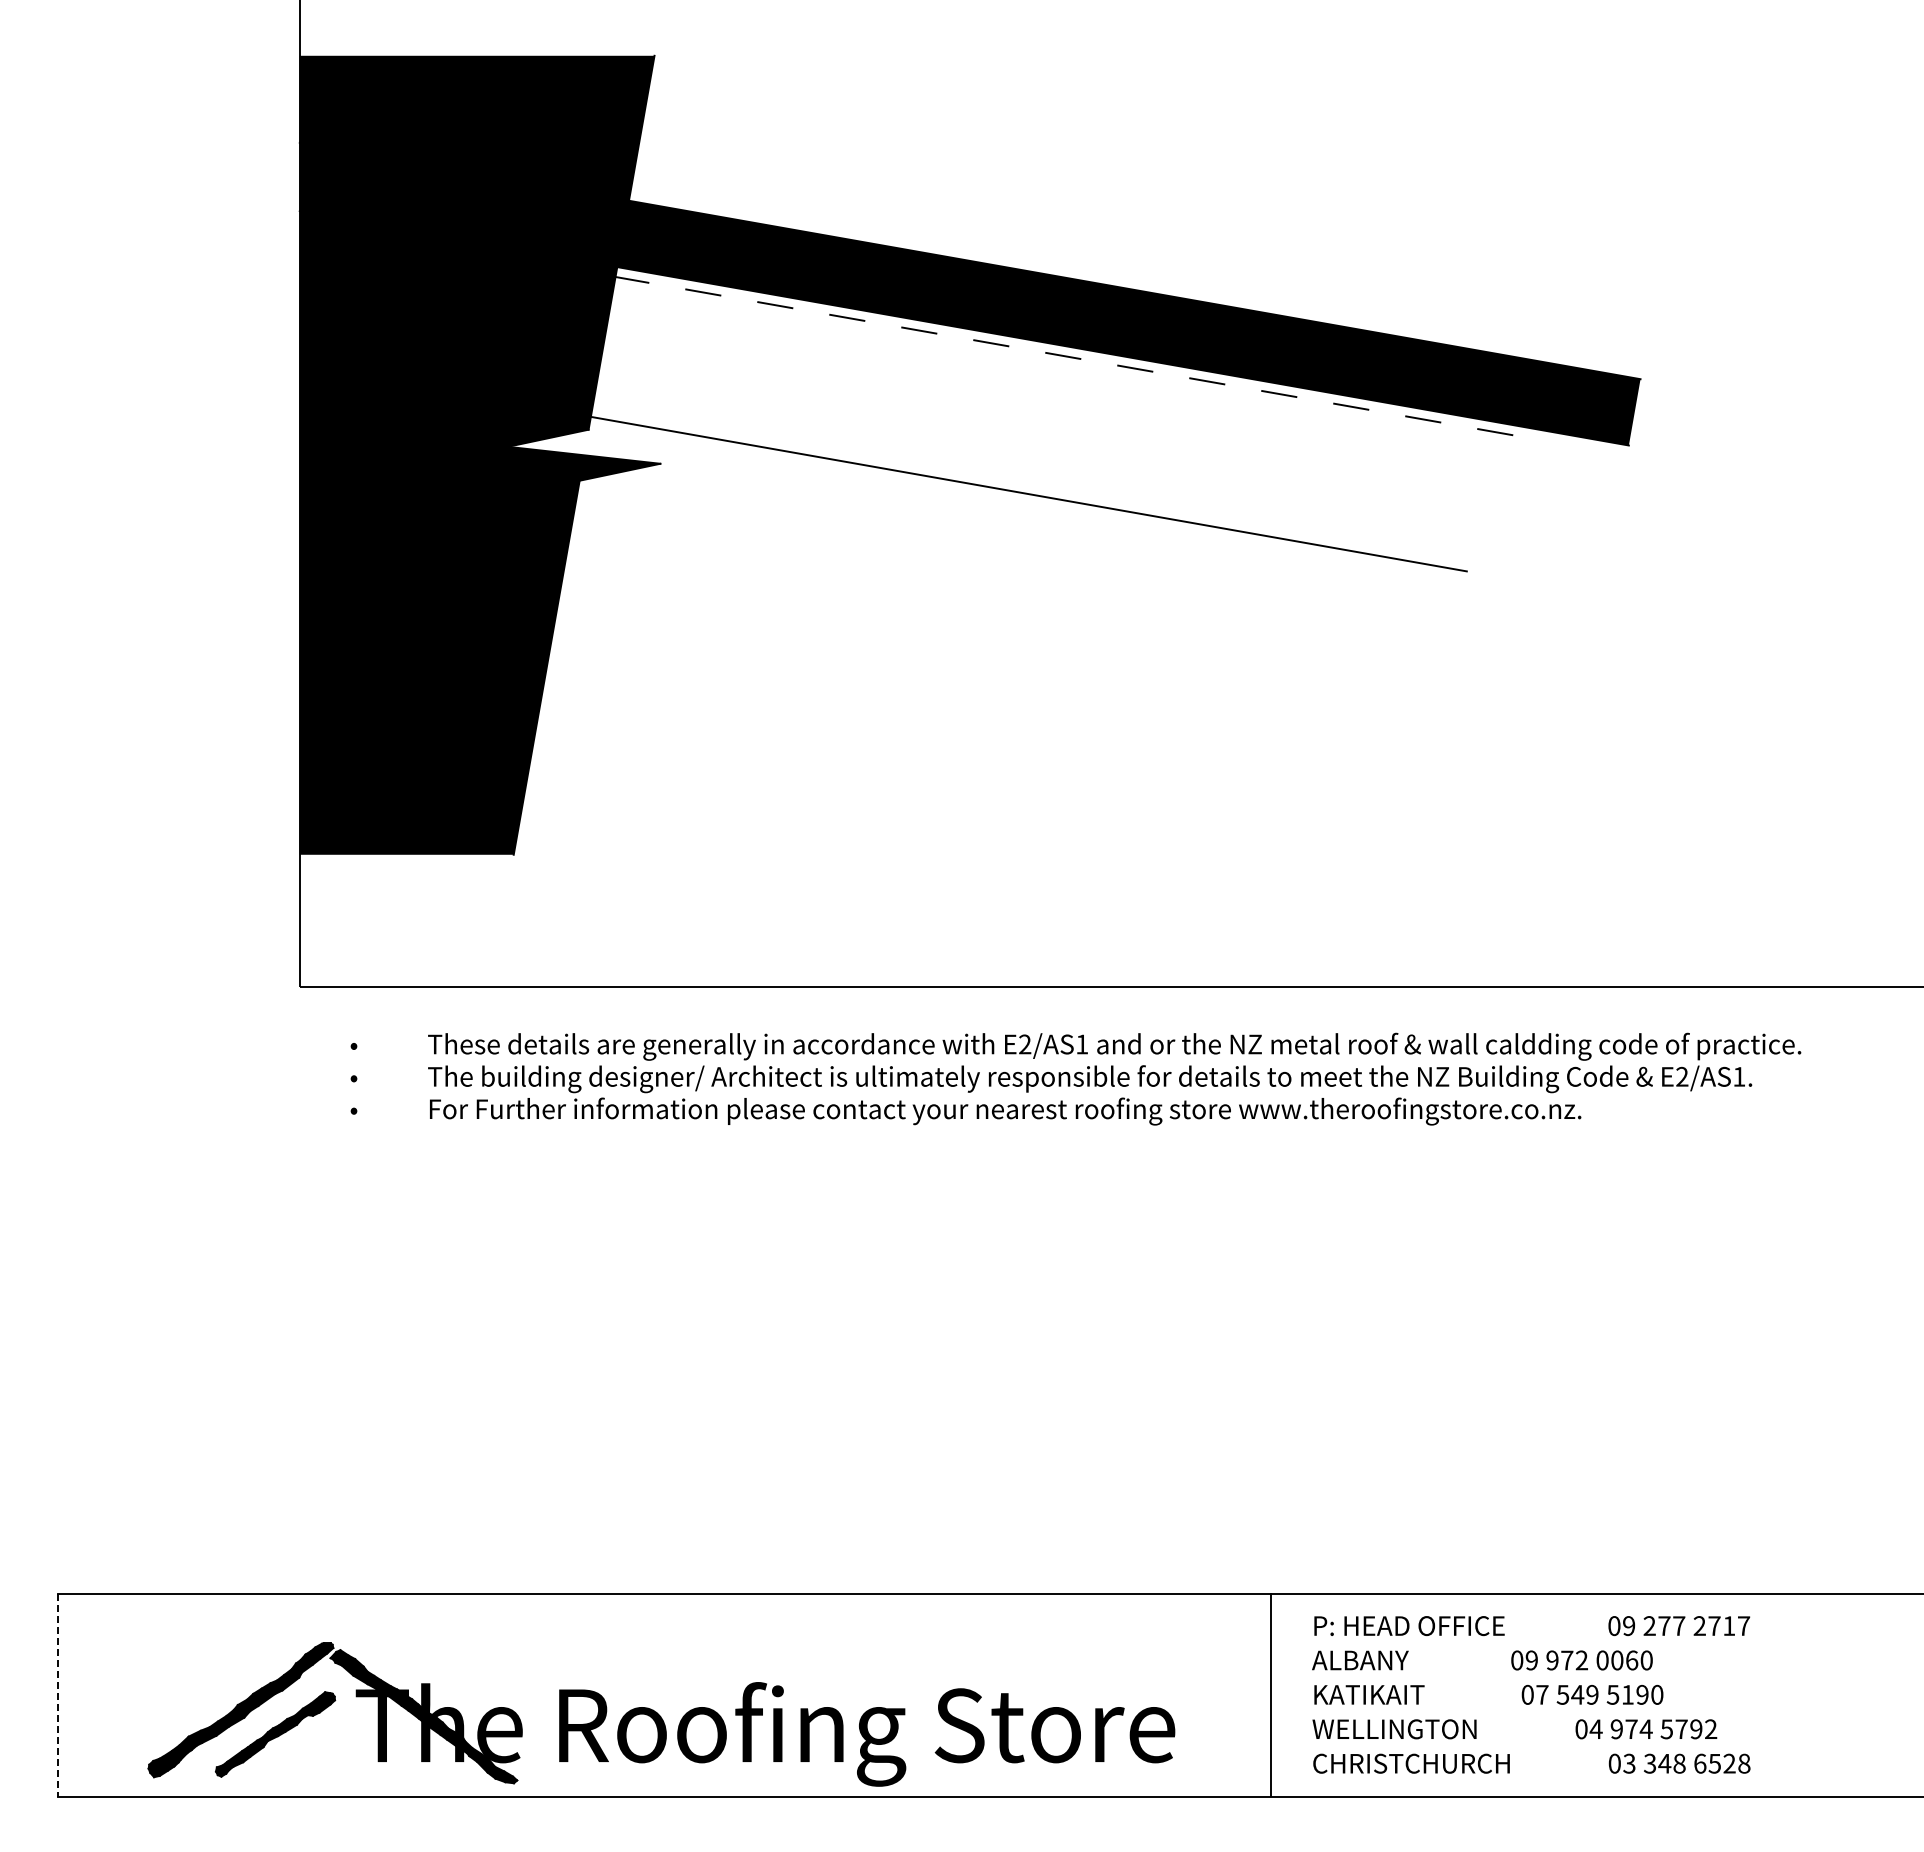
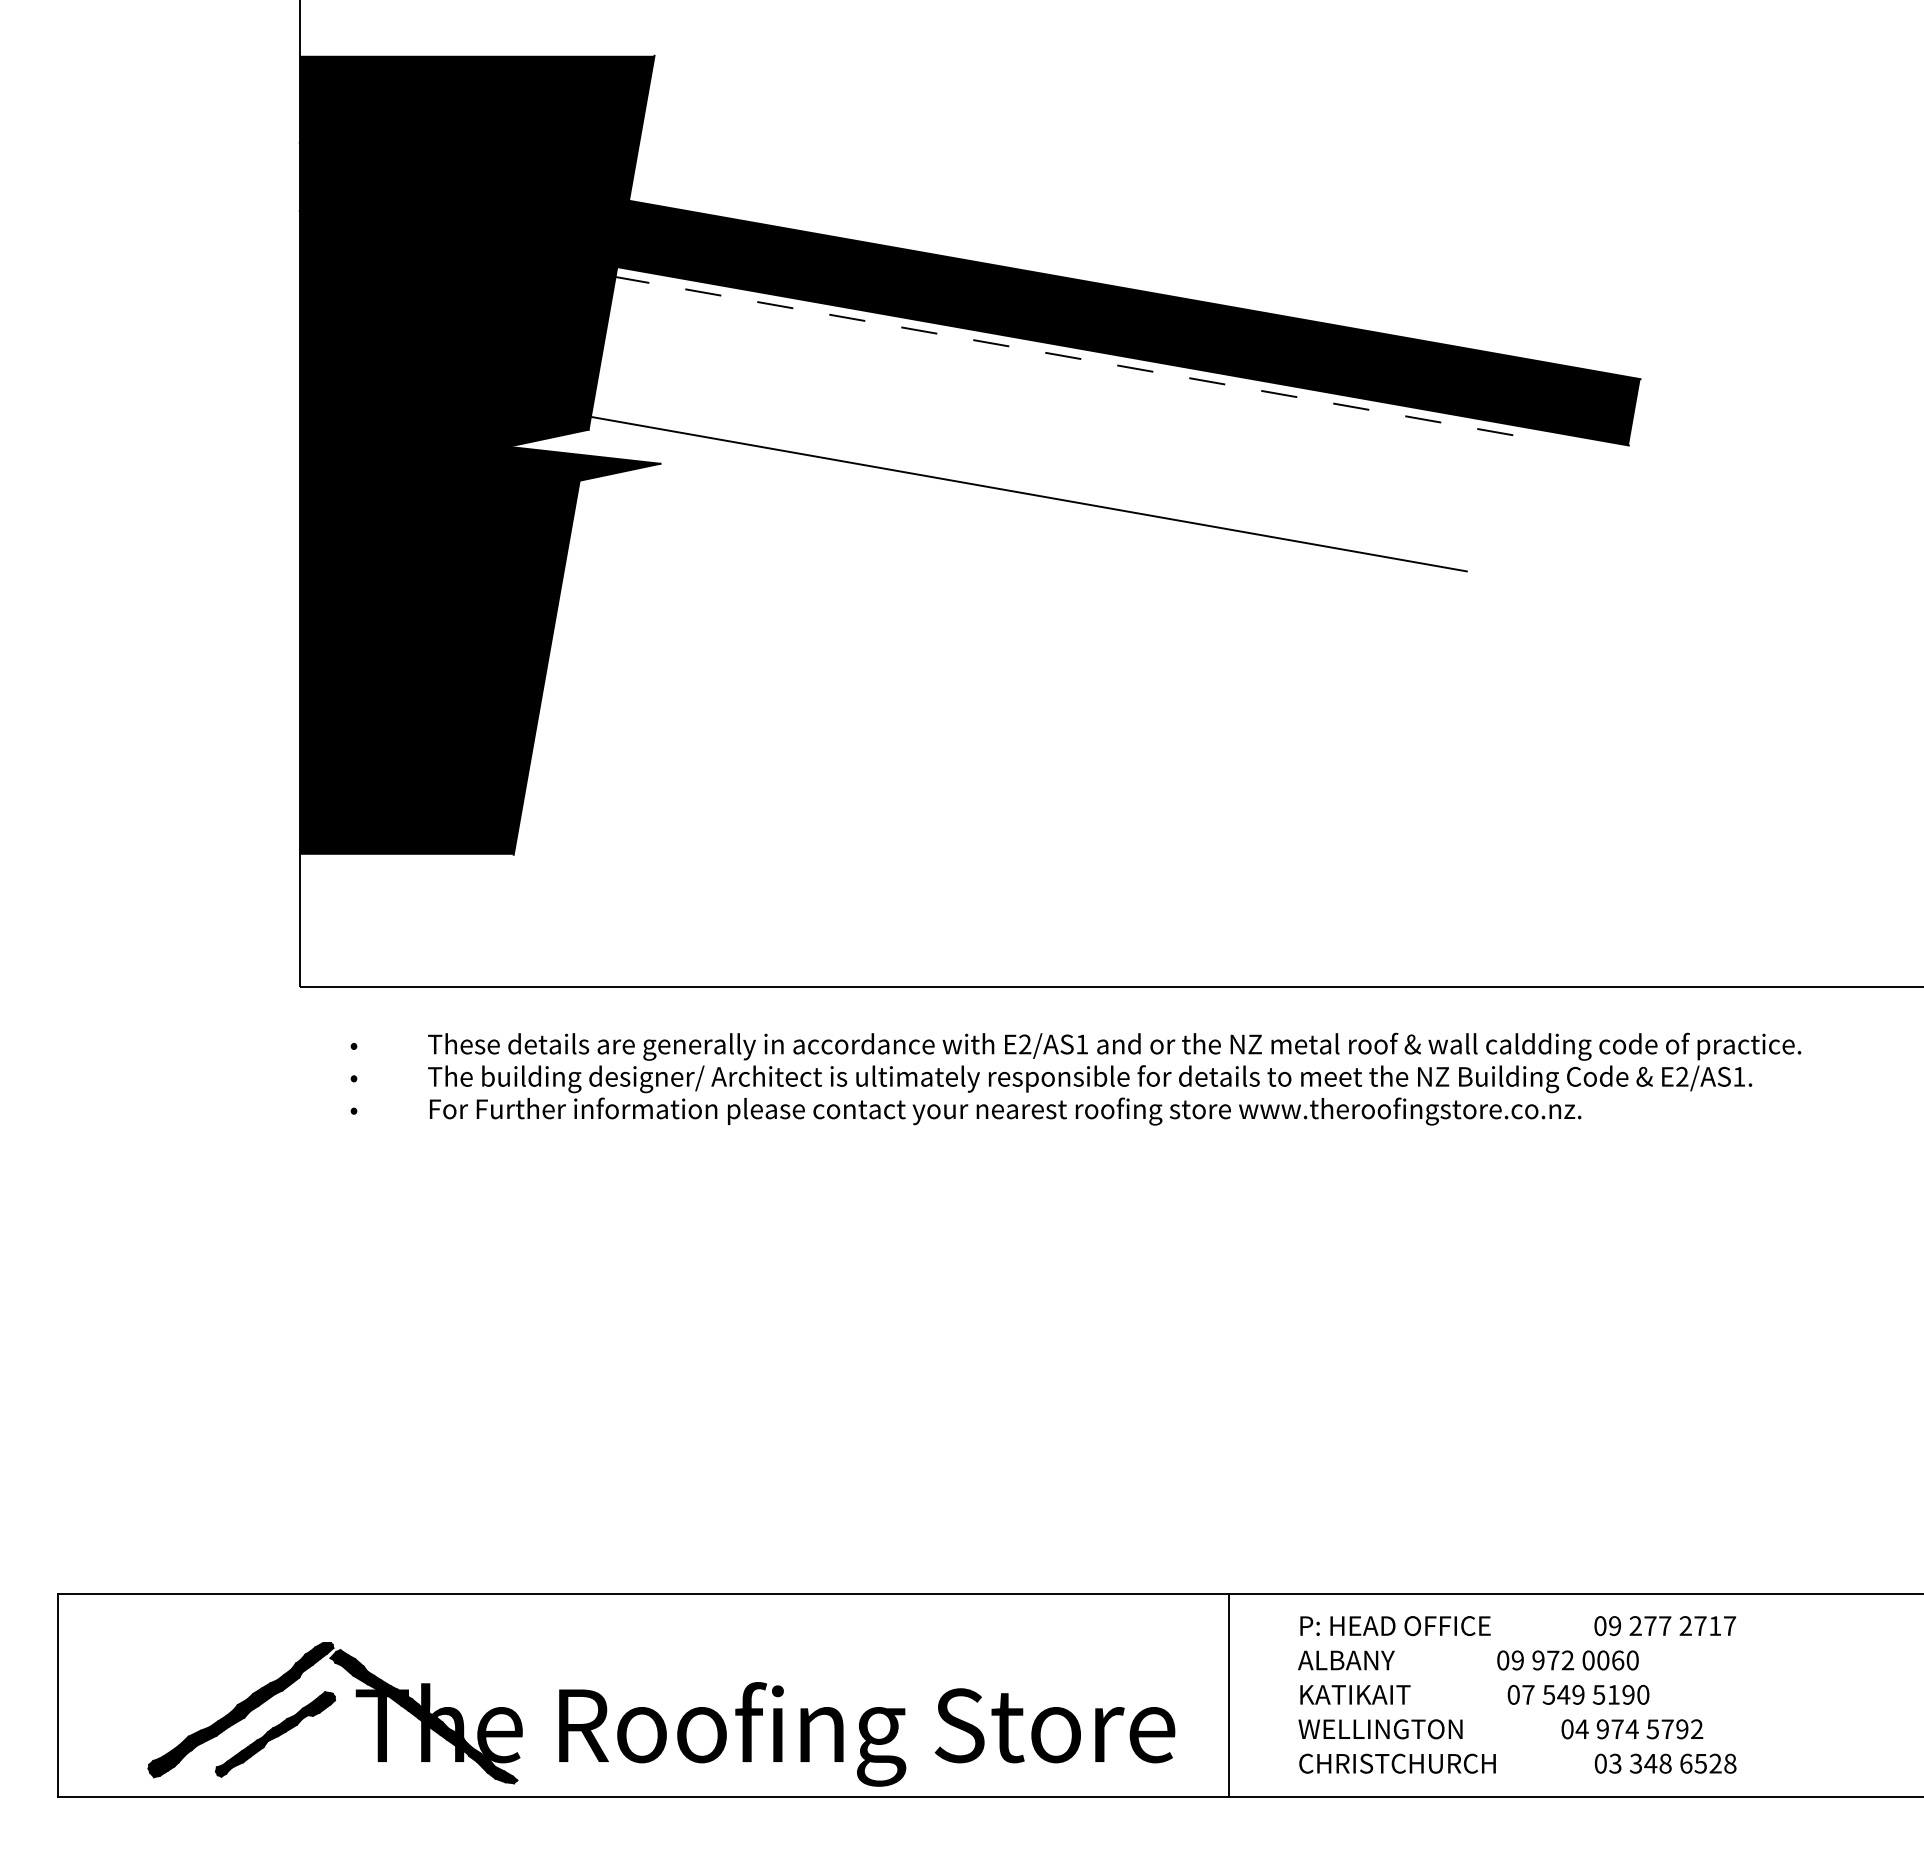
text position: (1531, 1694) -> (1517, 1694) (1517, 1694)
line: dashed -> solid (57, 1695)
line position: (1270, 1695) -> (1228, 1695) (1228, 1695)
